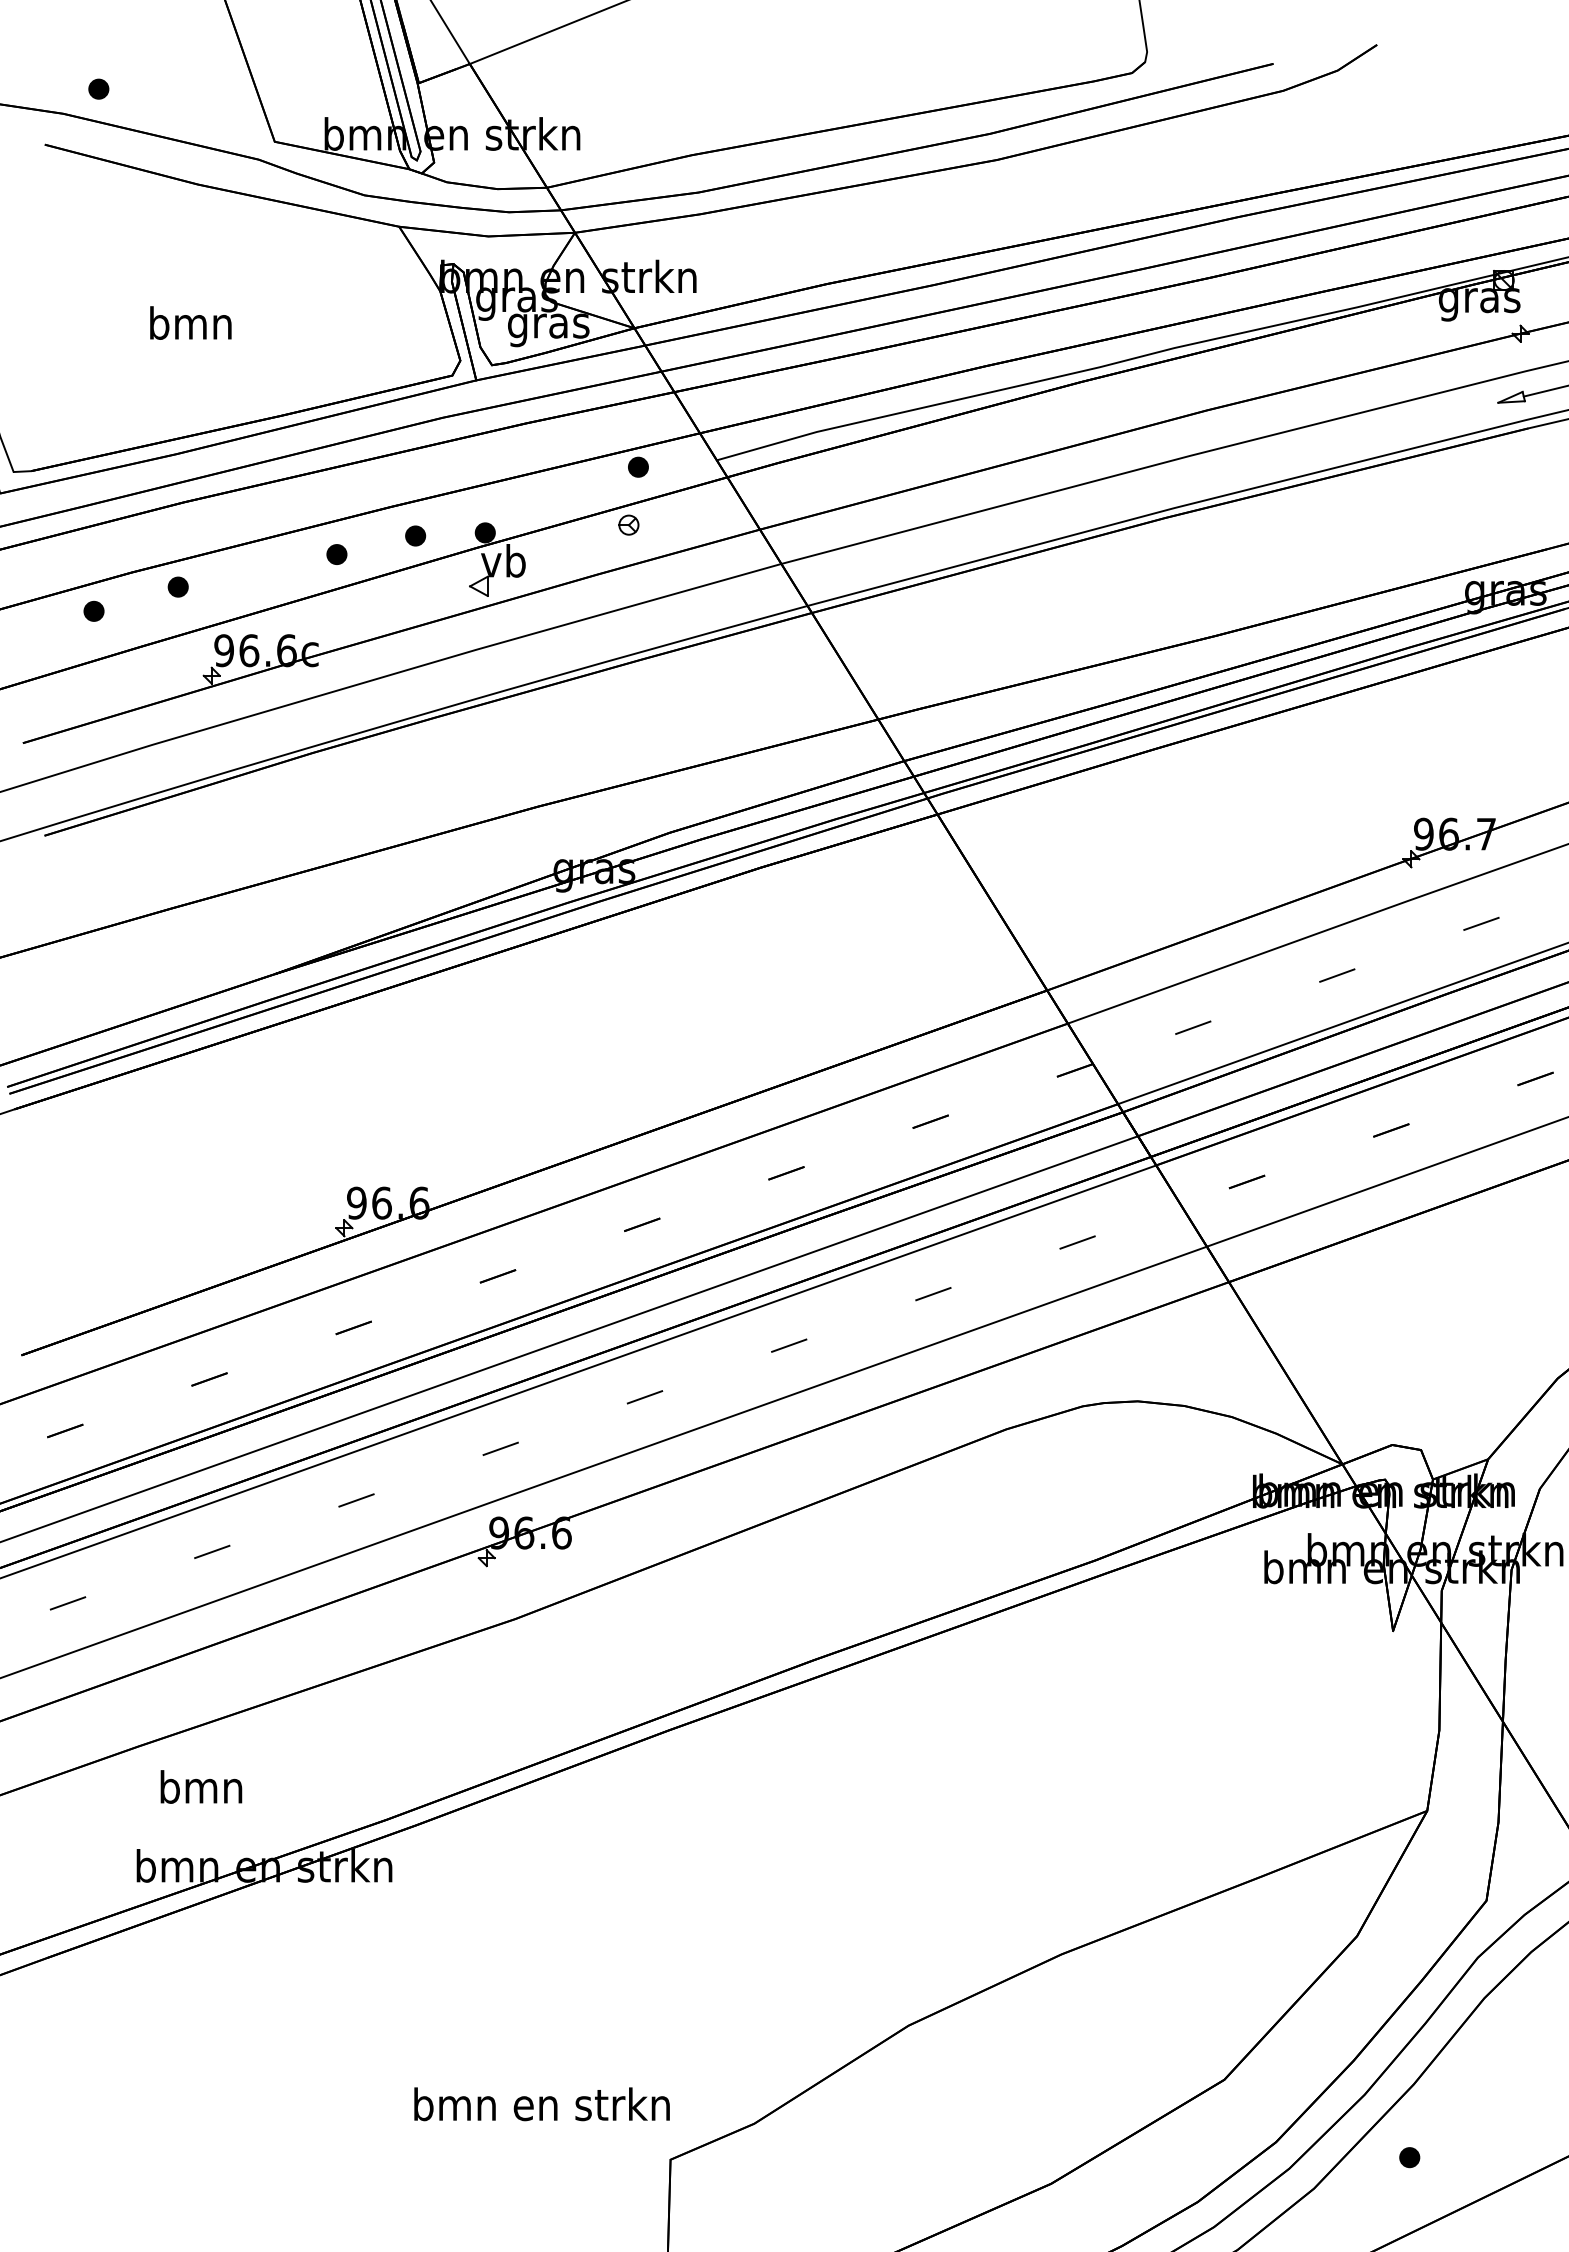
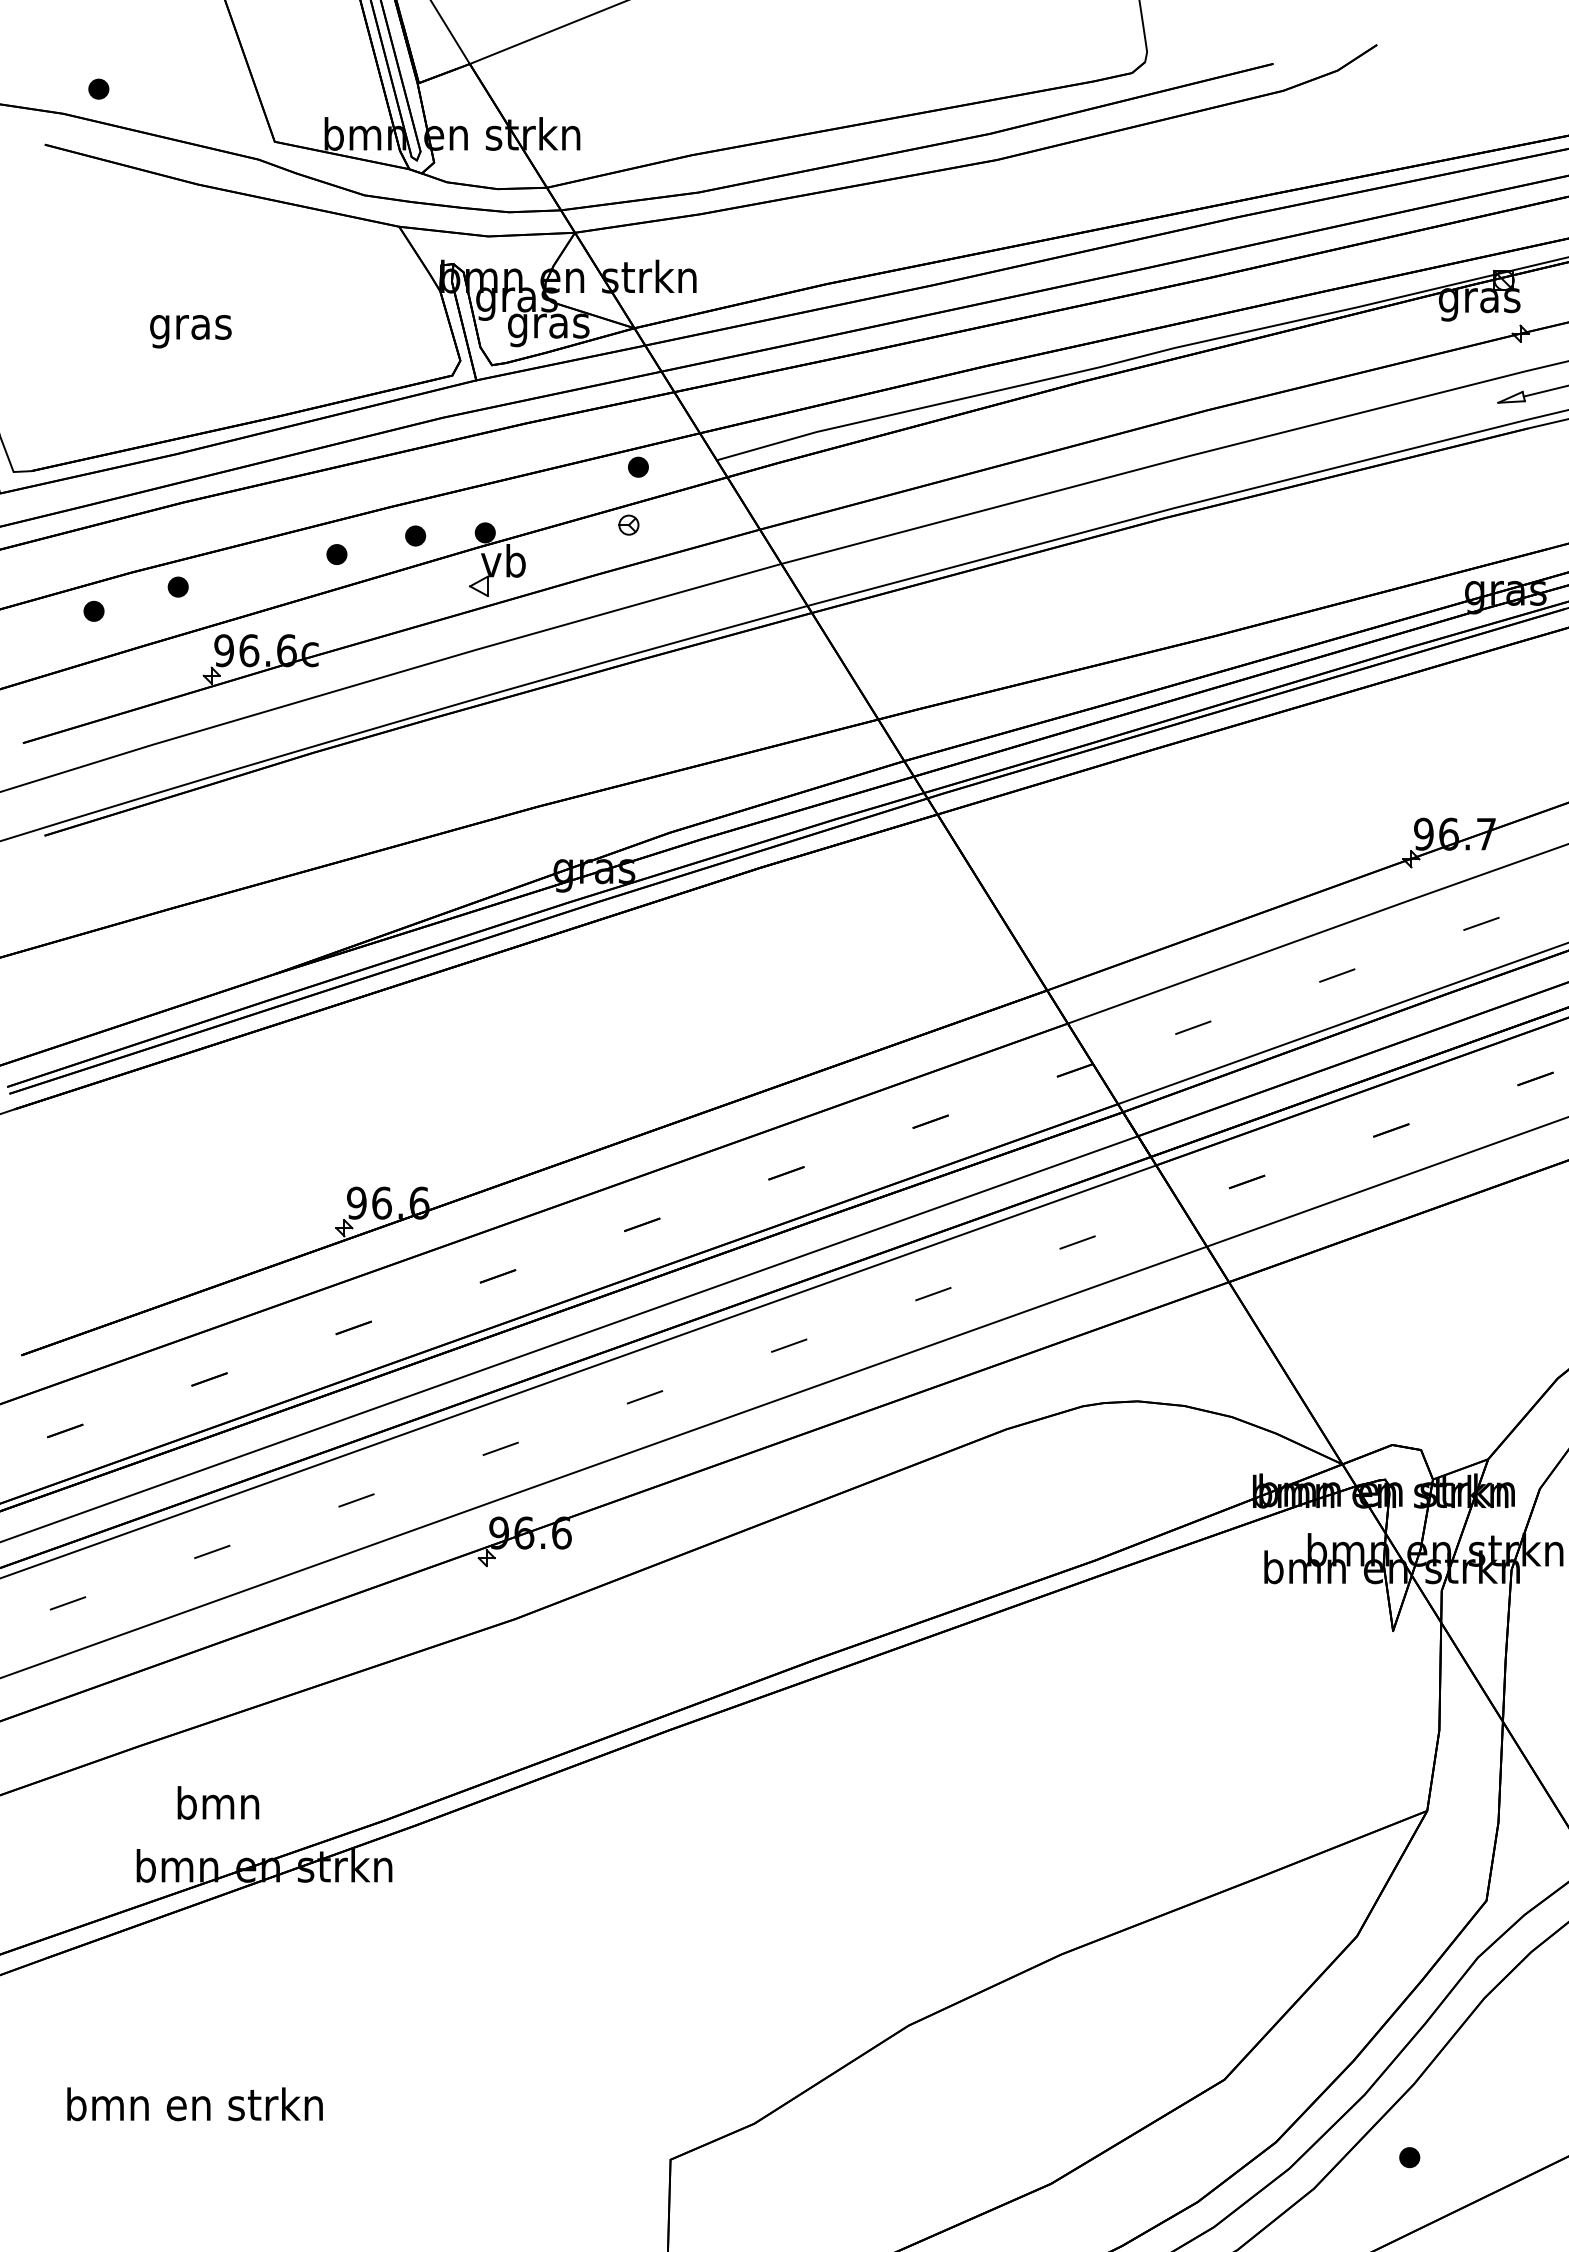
text: bmn -> gras (190, 327)
text position: (201, 1786) -> (218, 1802) (218, 1802)
text position: (541, 2104) -> (194, 2104) (194, 2104)
